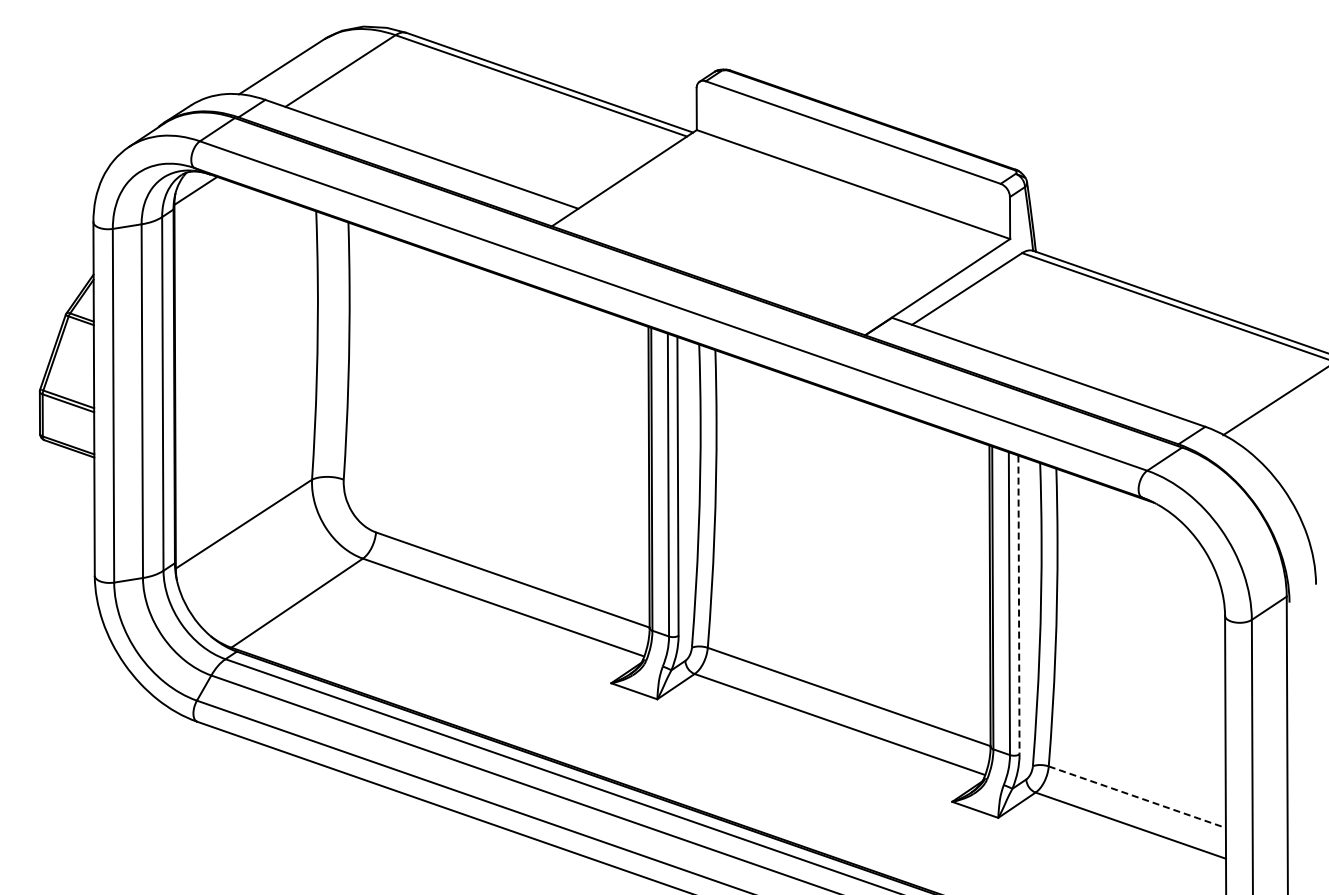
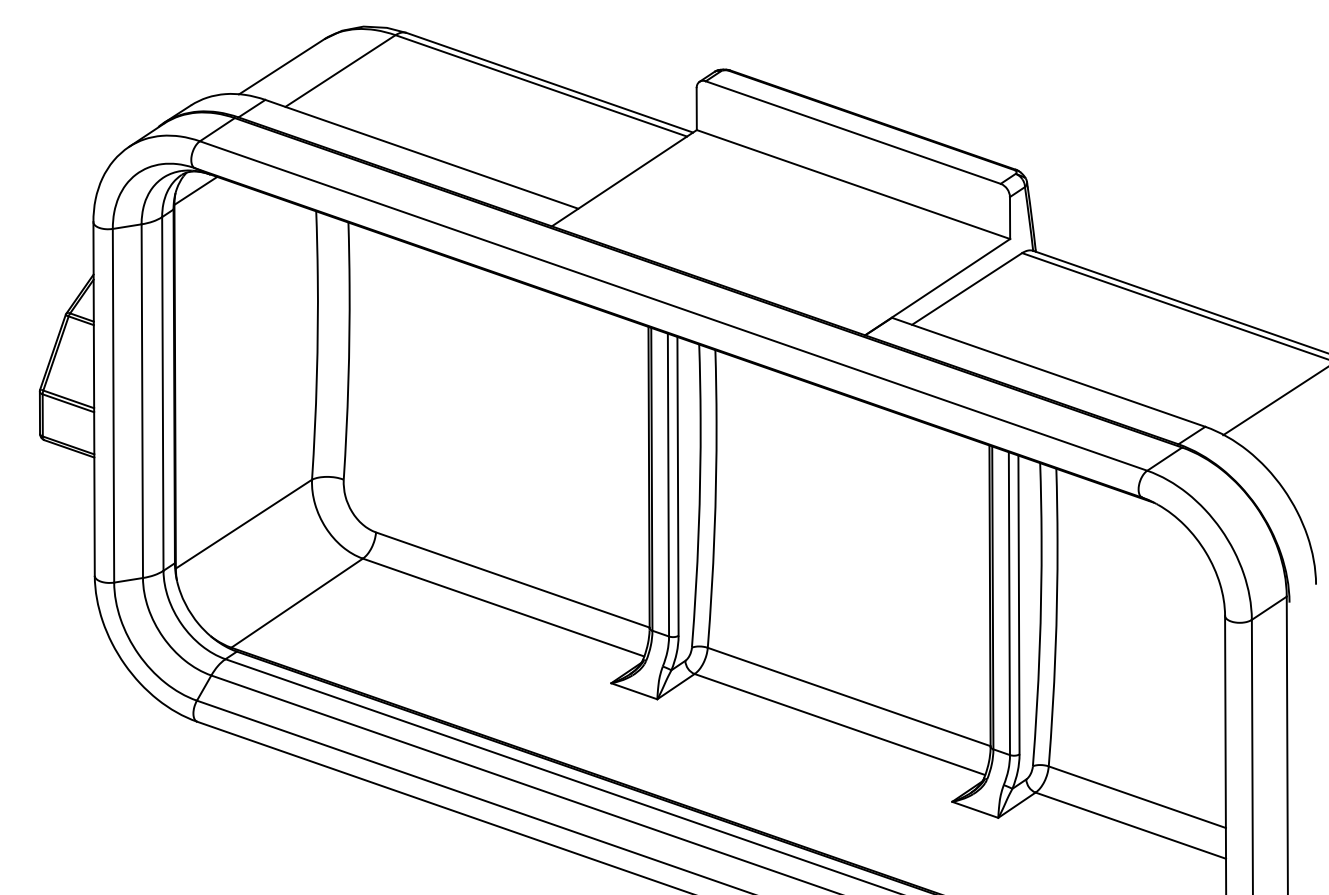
line: dashed -> solid (1018, 605)
line: dashed -> solid (1137, 797)
